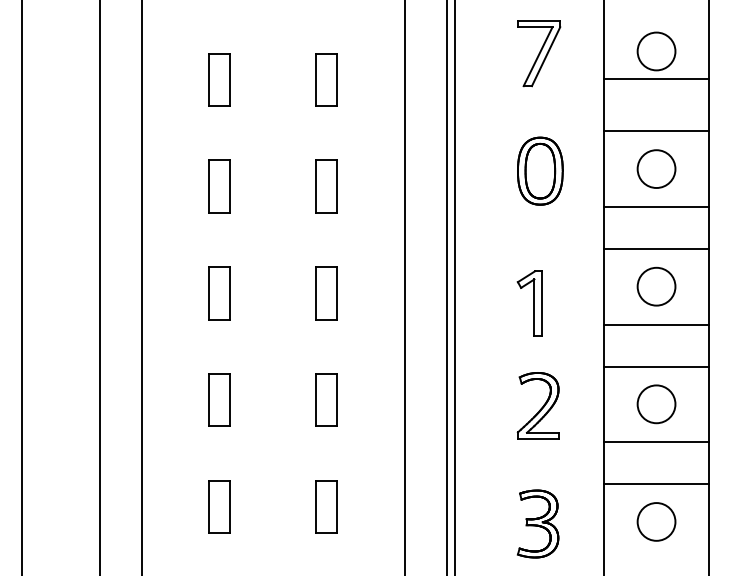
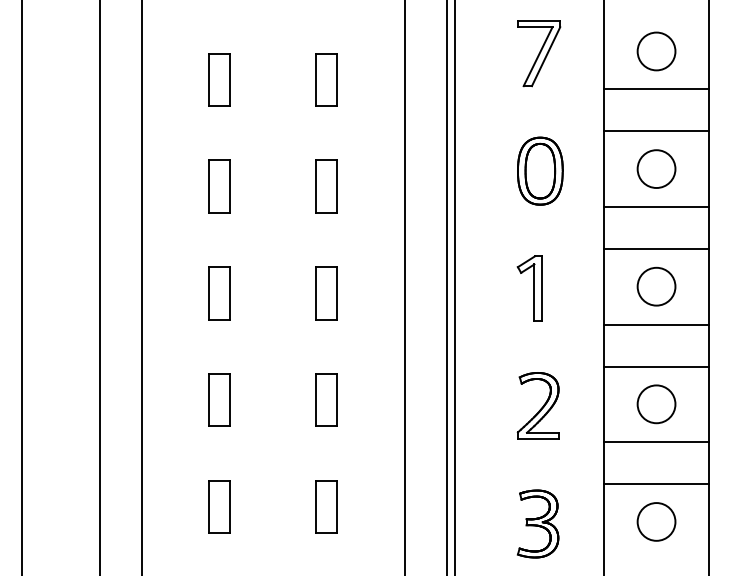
line position: (656, 79) -> (656, 89) (656, 89)
part position: (529, 303) -> (529, 288) (529, 288)
